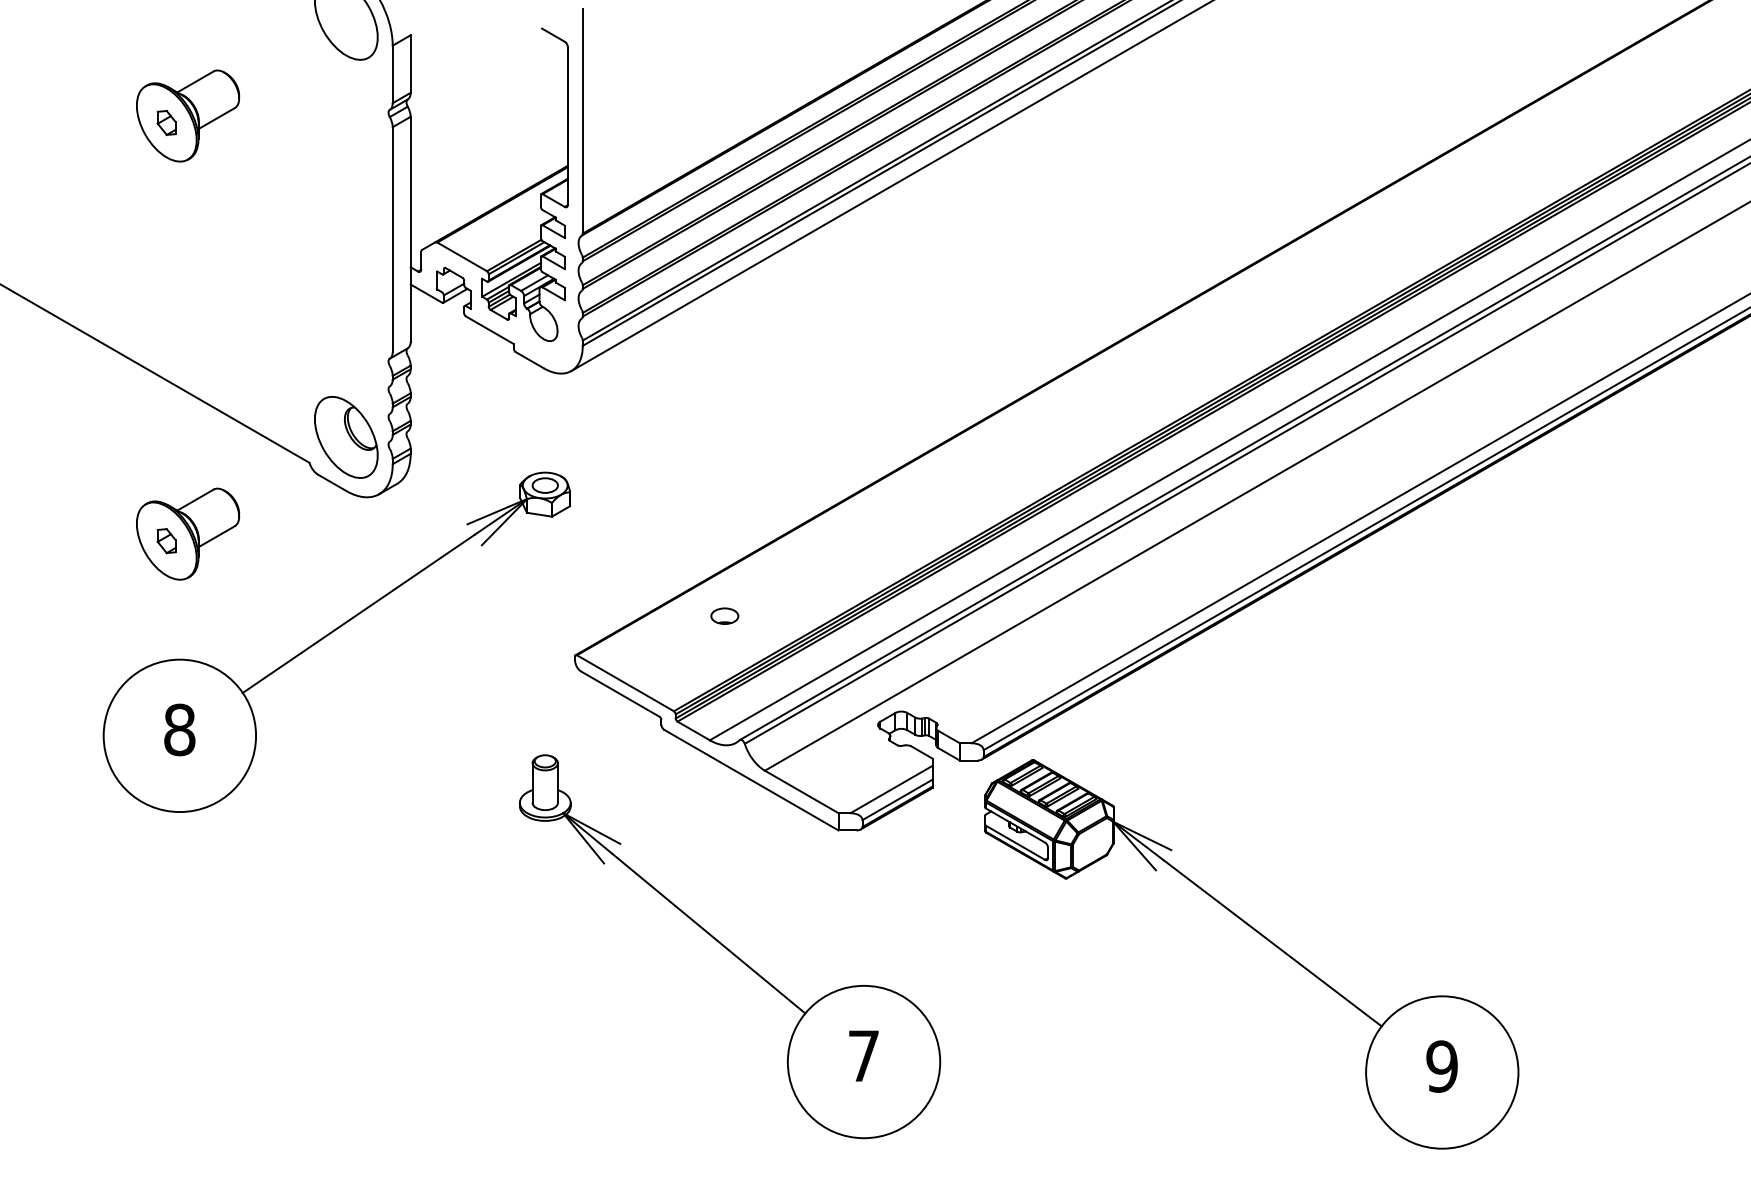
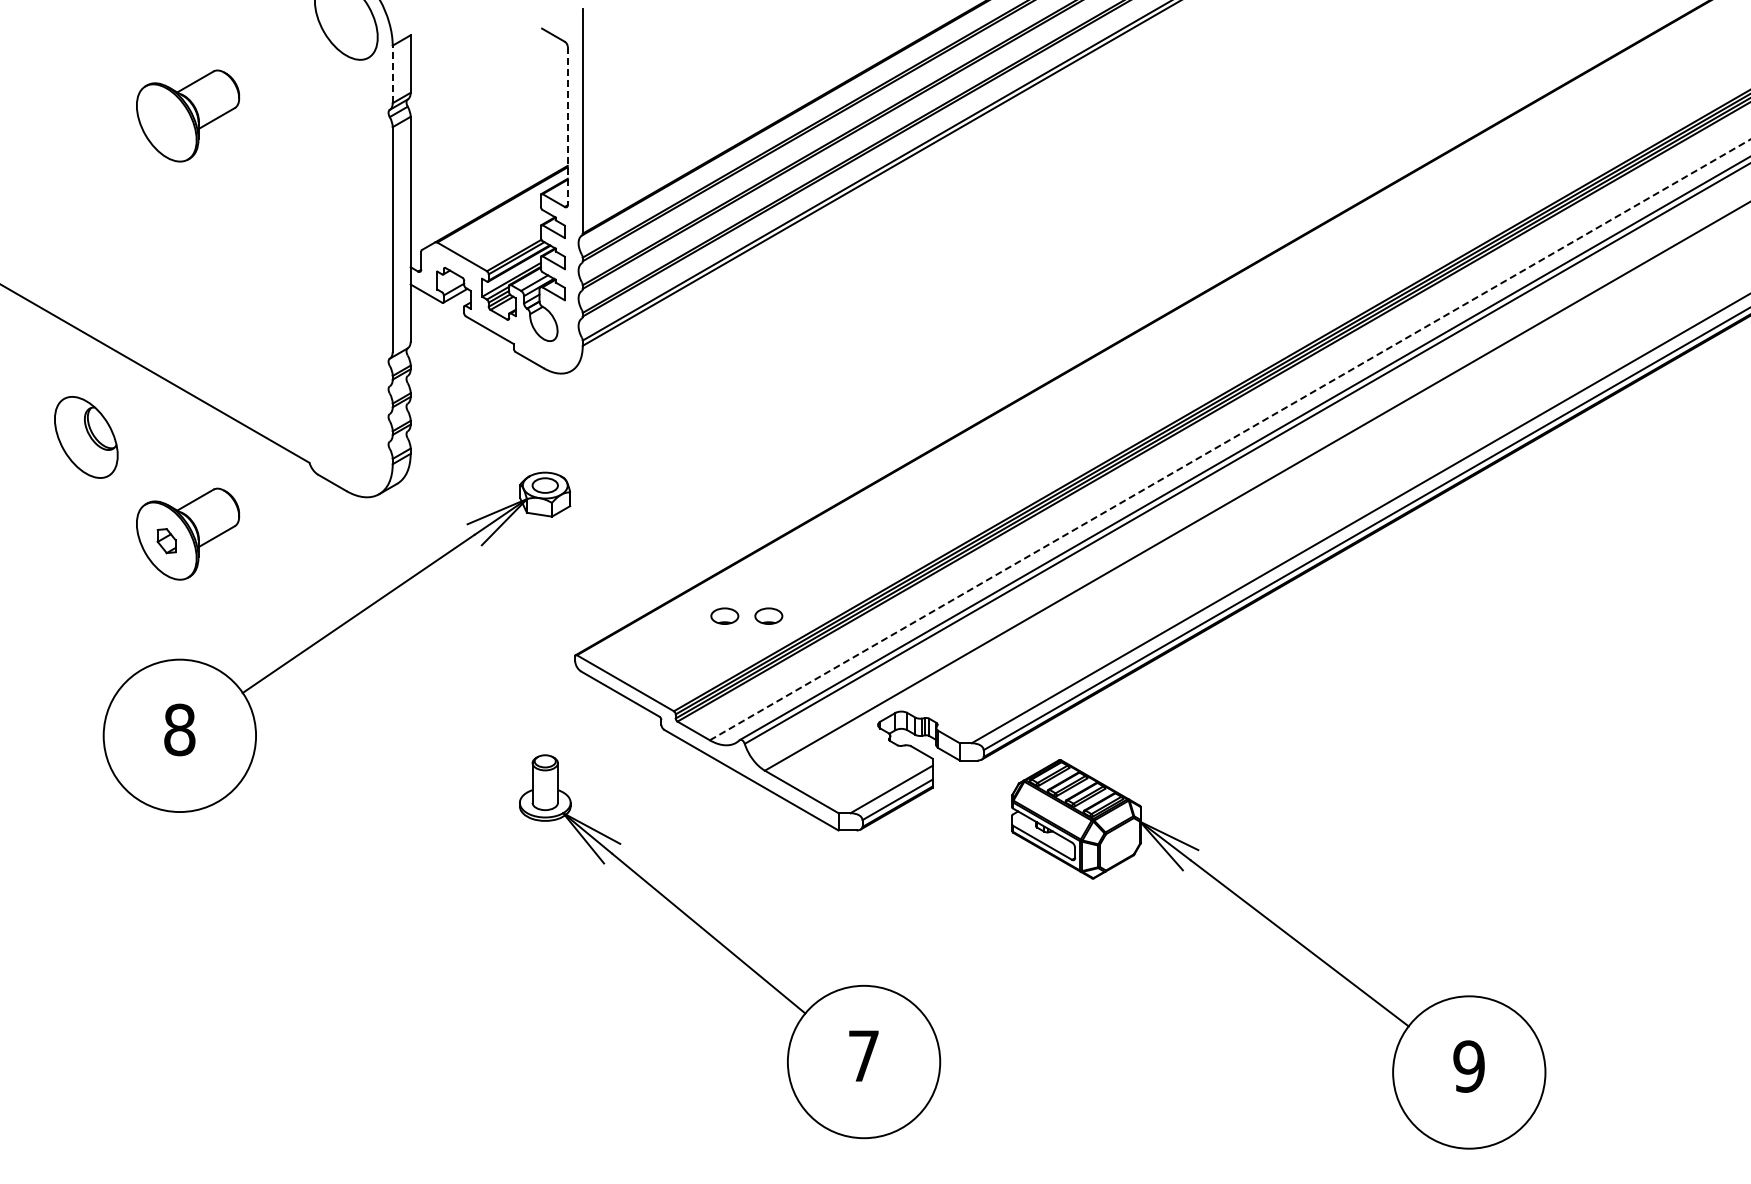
line: solid -> dashed (392, 74)
part: present -> none (166, 123)
line: solid -> dashed (567, 126)
line: present -> none (890, 186)
part position: (346, 437) -> (86, 437) (86, 437)
line: solid -> dashed (1230, 439)
part: none -> present (768, 615)
part position: (1264, 938) -> (1291, 938) (1291, 938)
